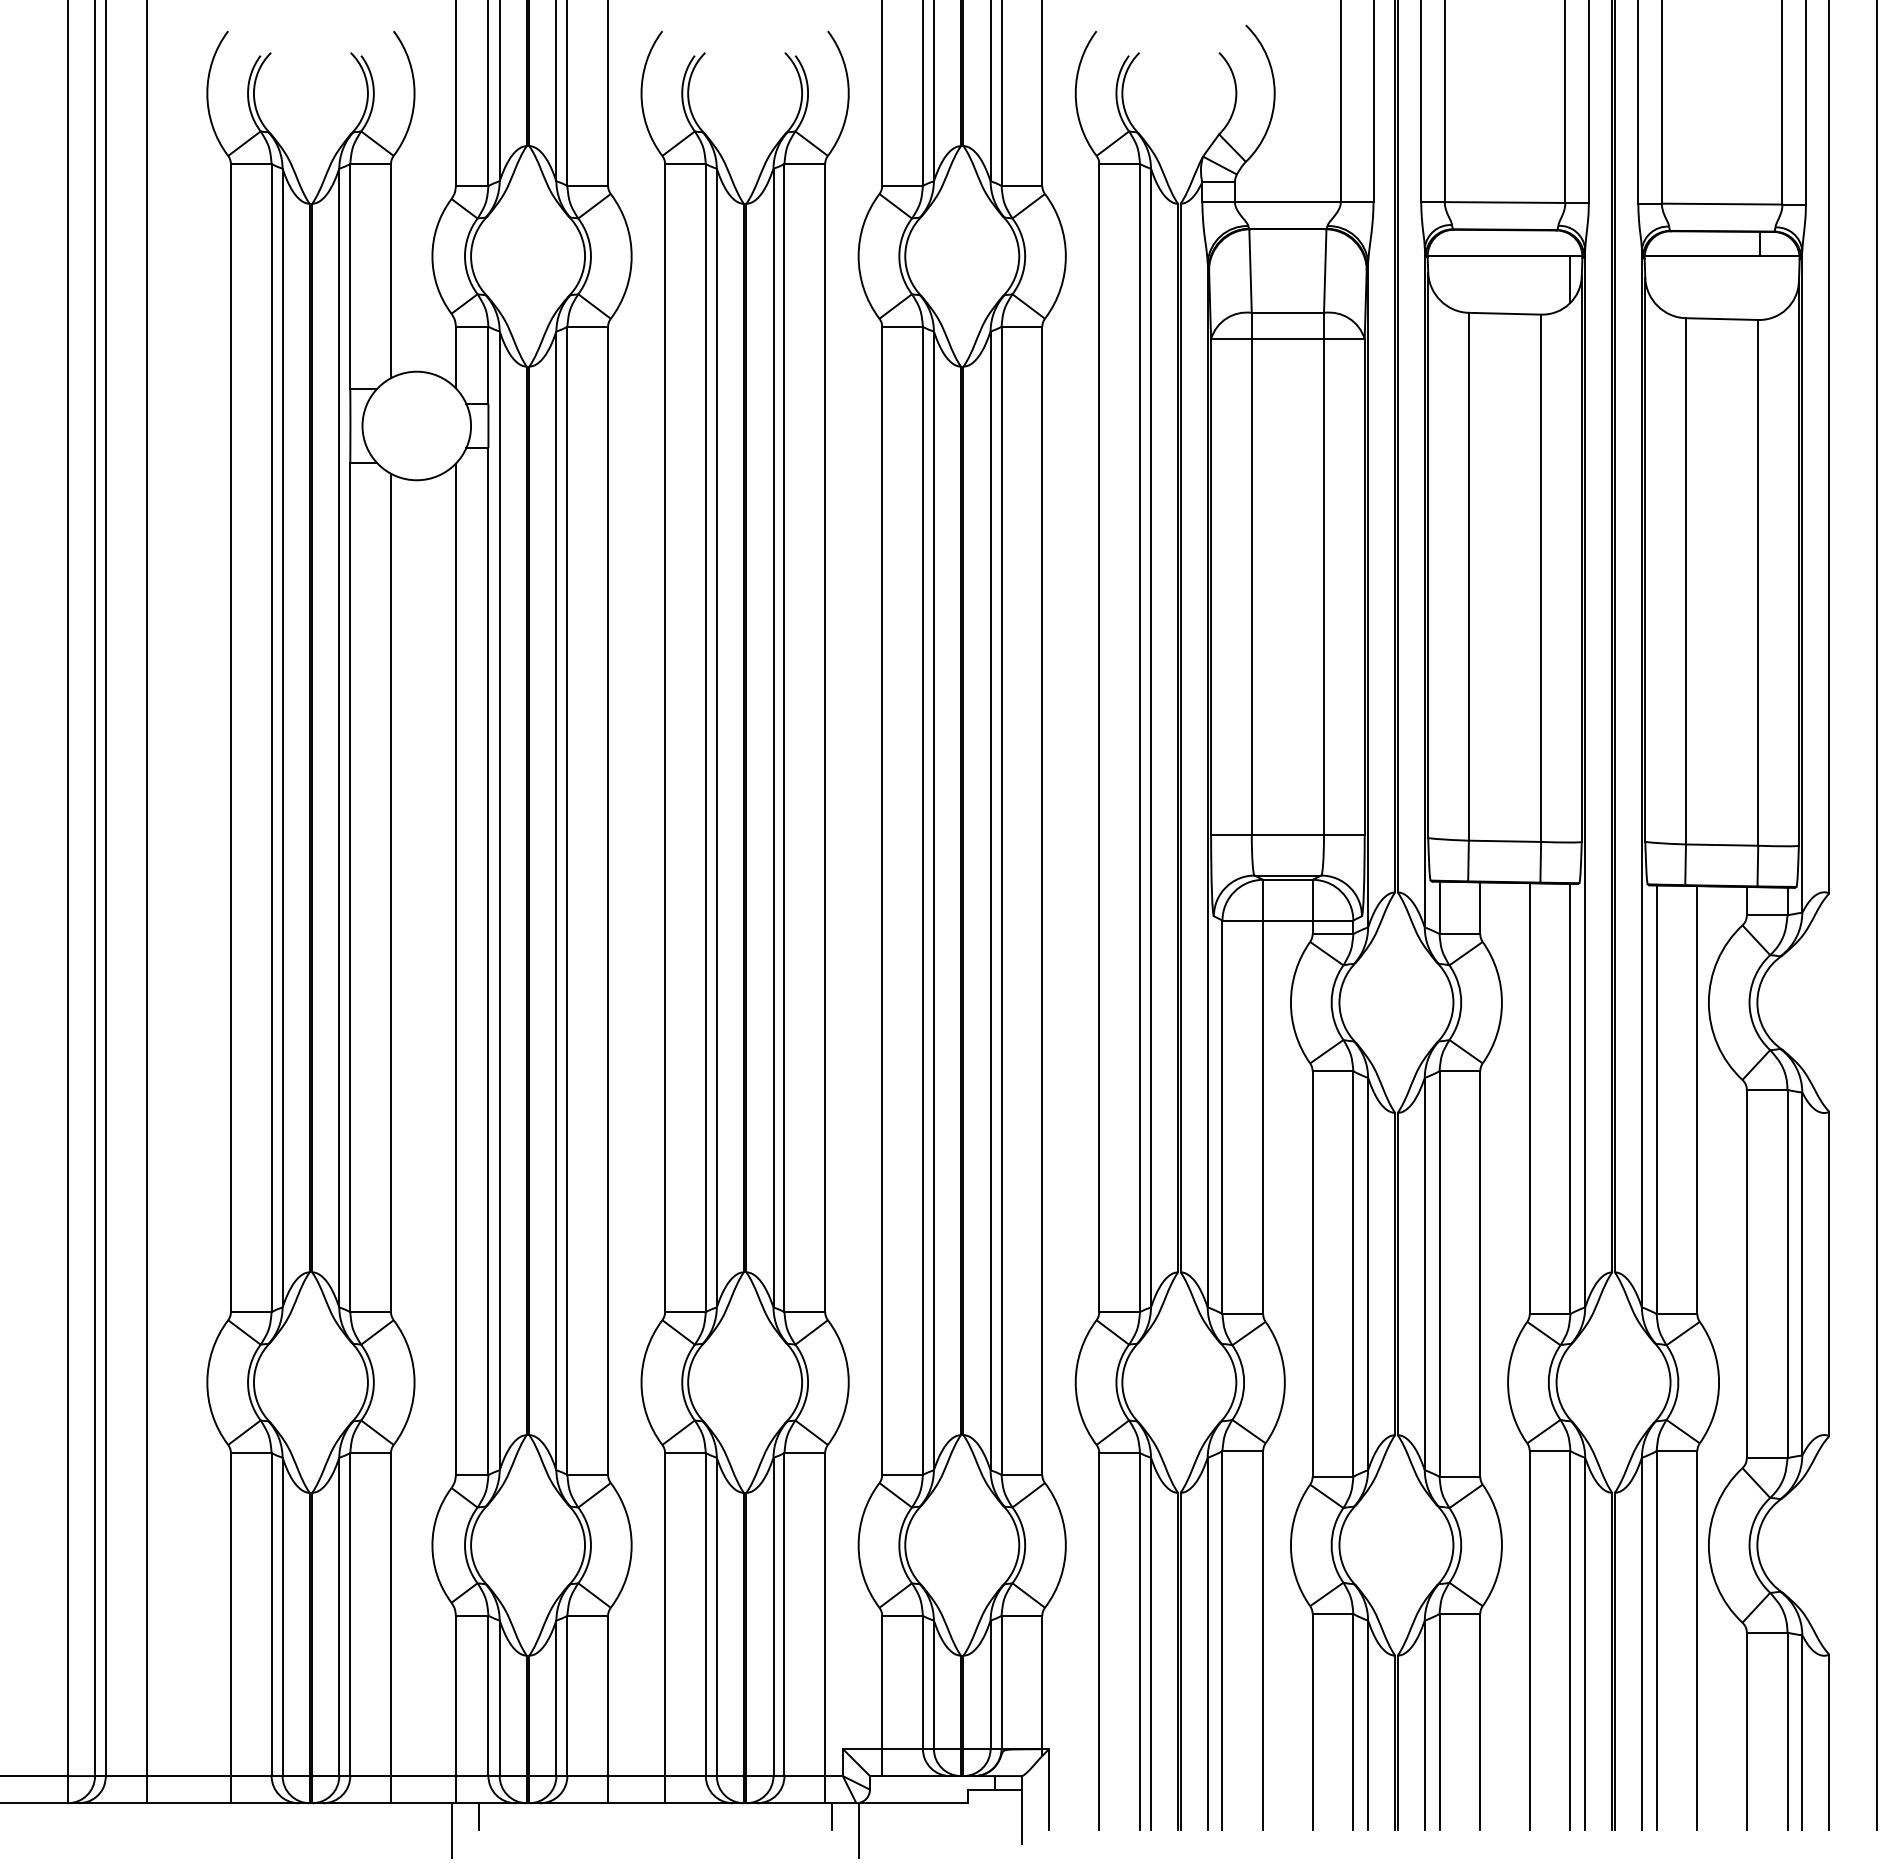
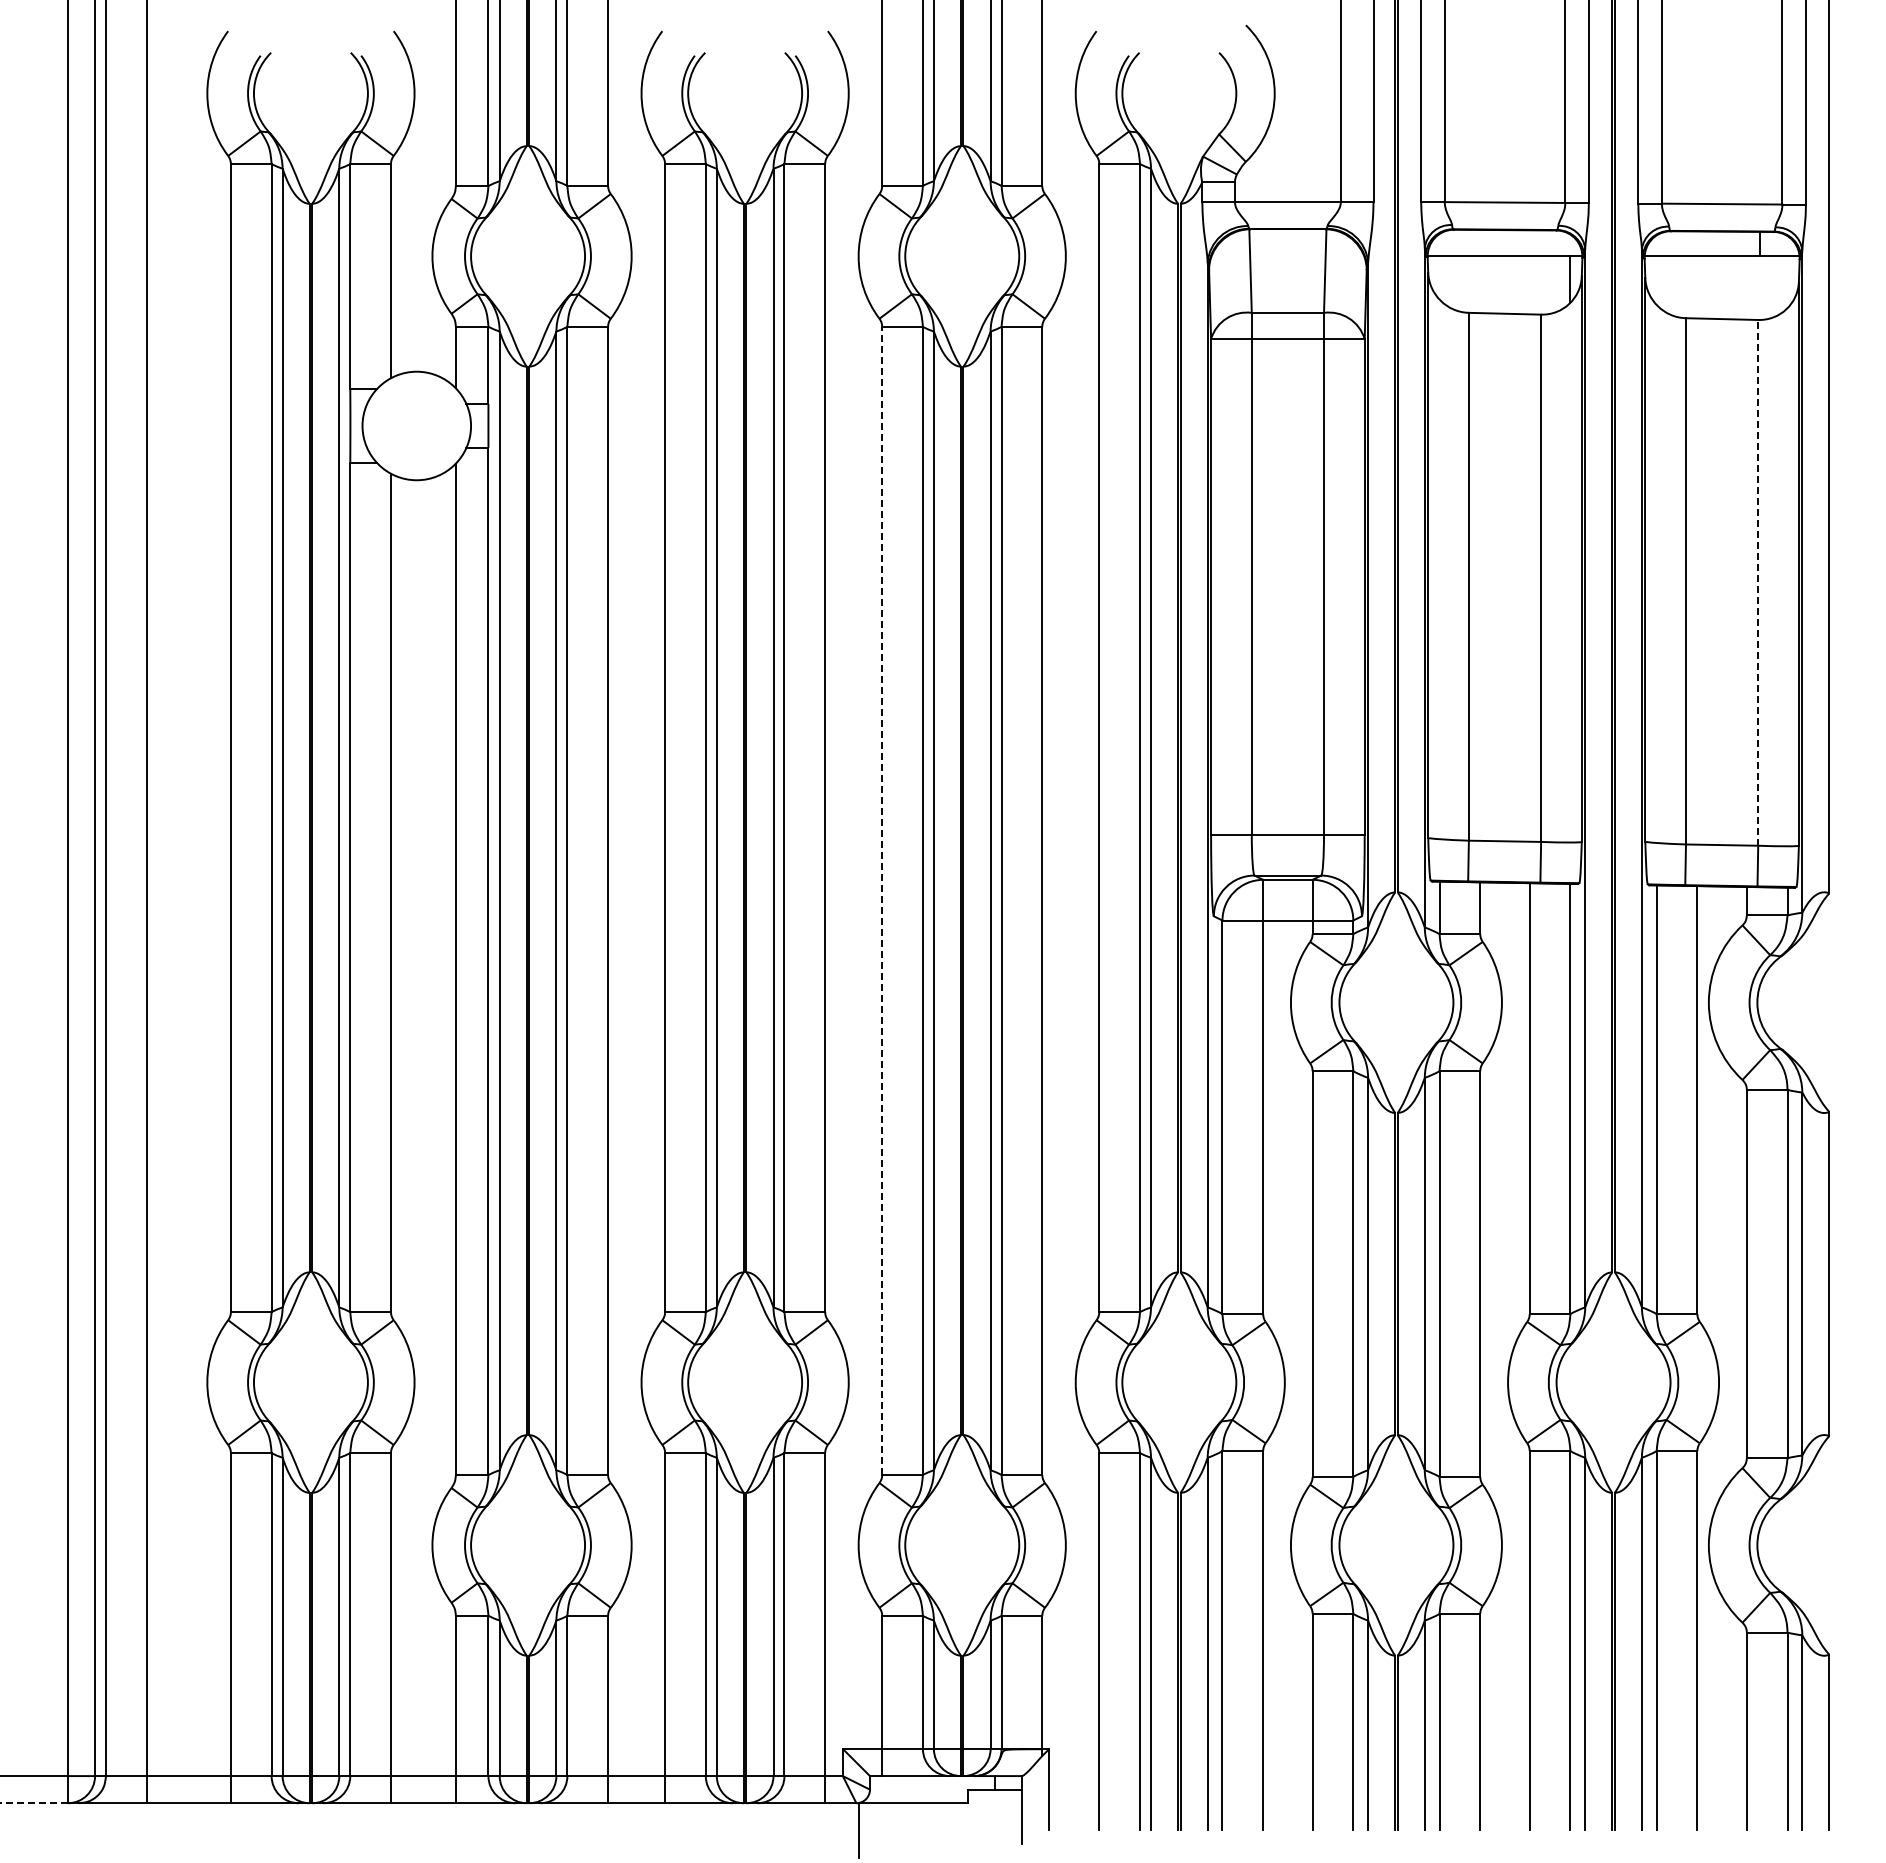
line: solid -> dashed (1758, 582)
line: solid -> dashed (882, 900)
line: present -> none (1876, 916)
line: solid -> dashed (33, 1803)
line: present -> none (479, 1816)
line: present -> none (831, 1816)
line: present -> none (452, 1830)
